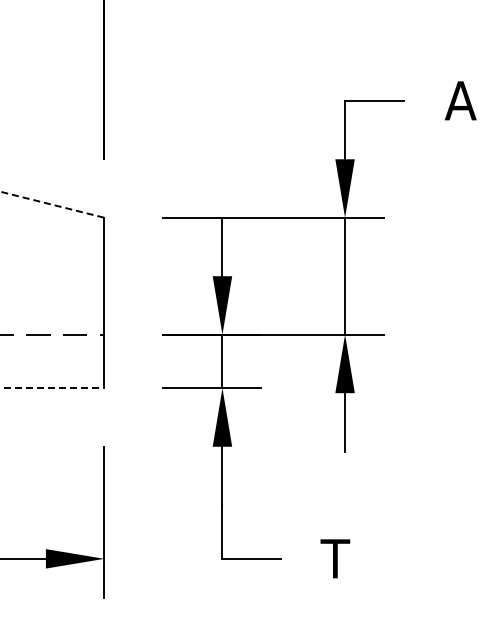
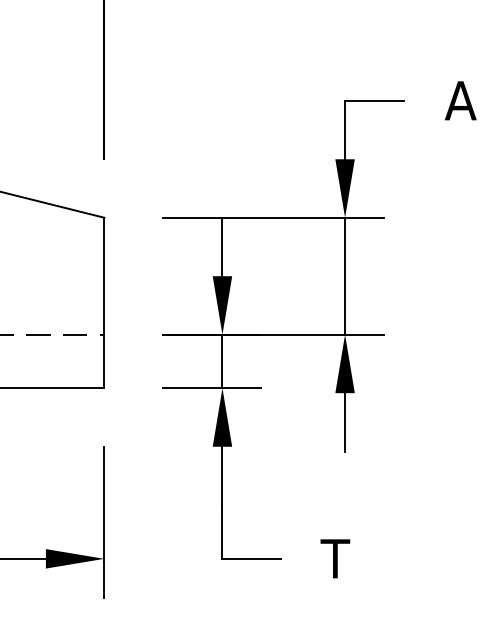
line: dashed -> solid (53, 204)
line: dashed -> solid (52, 388)
